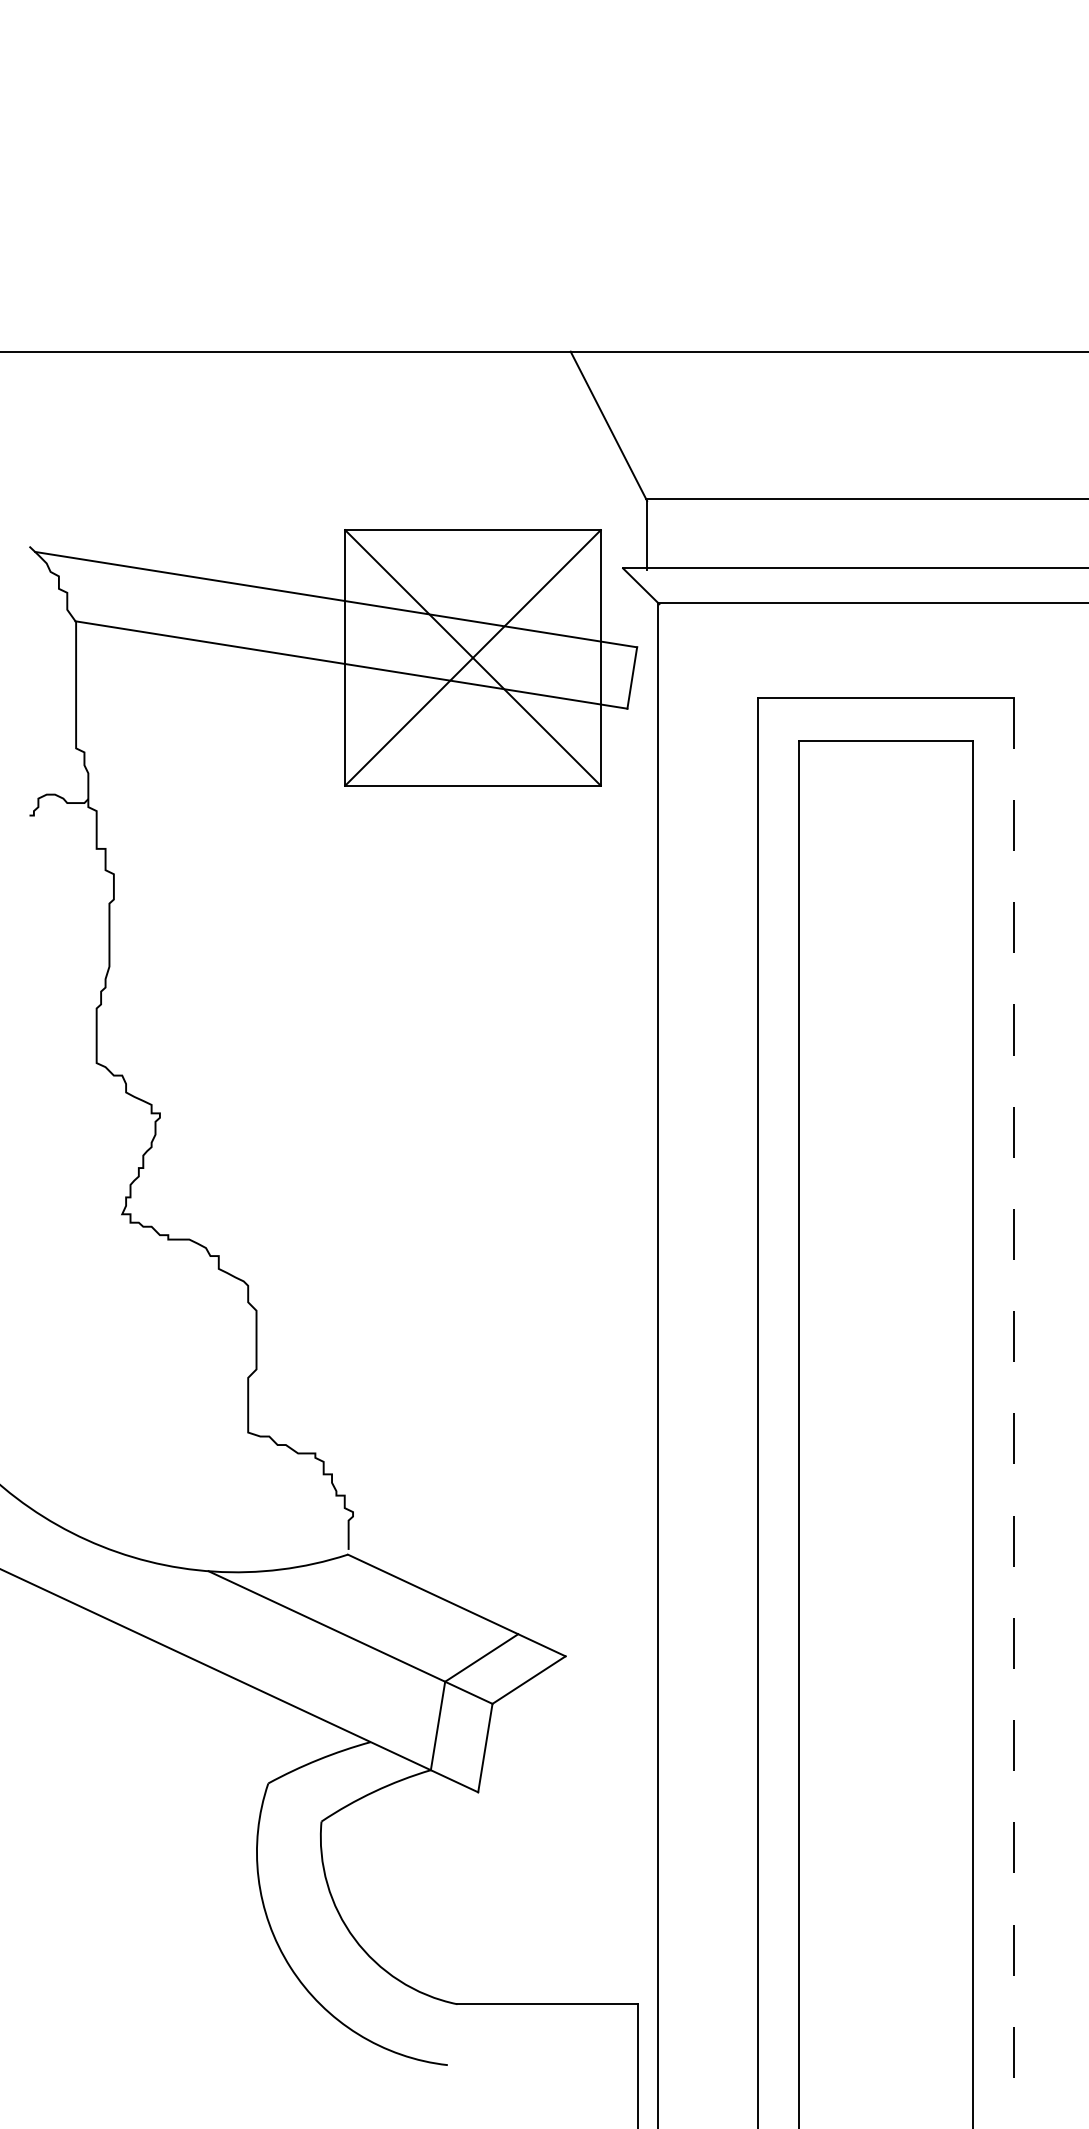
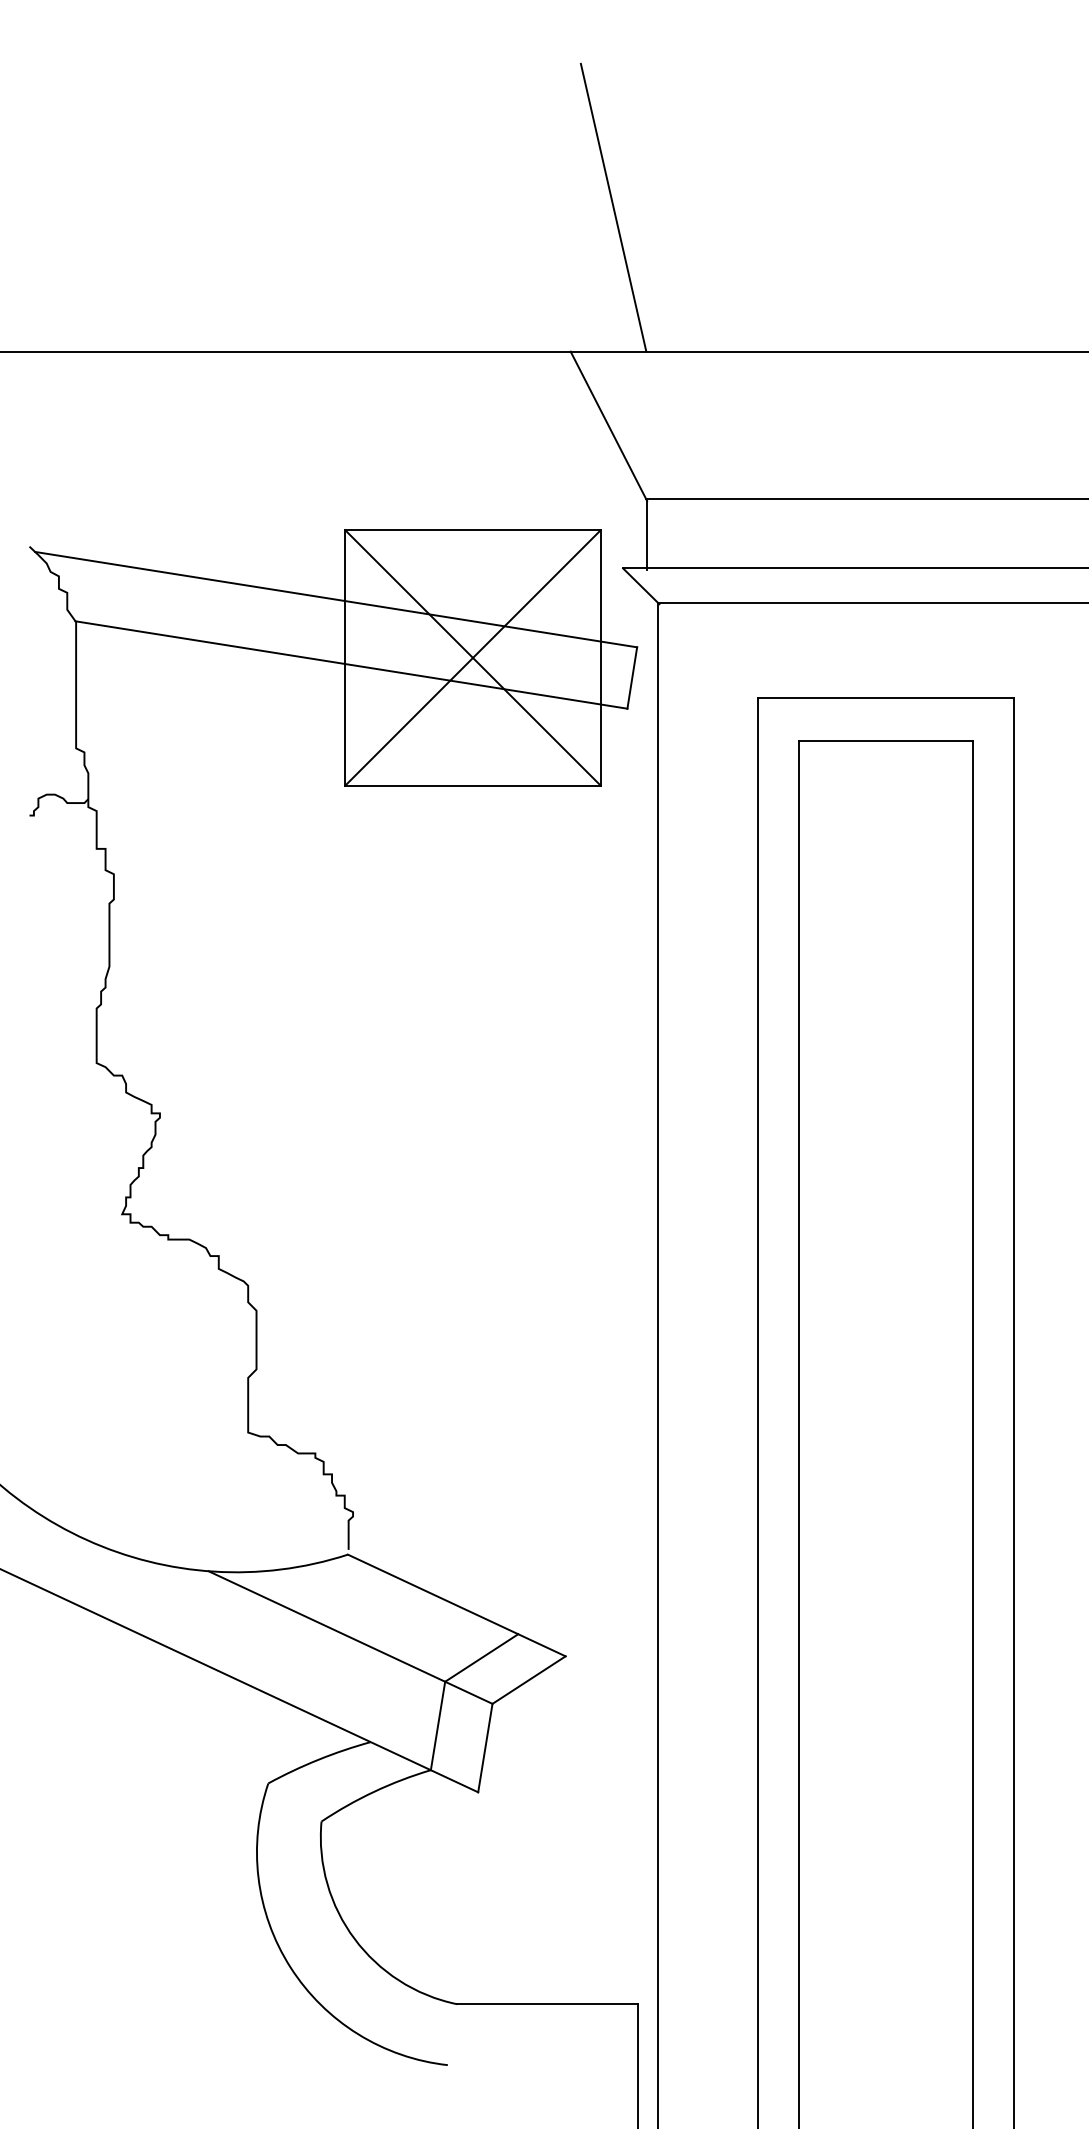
line: none -> present (613, 207)
line: dashed -> solid (1014, 1413)
